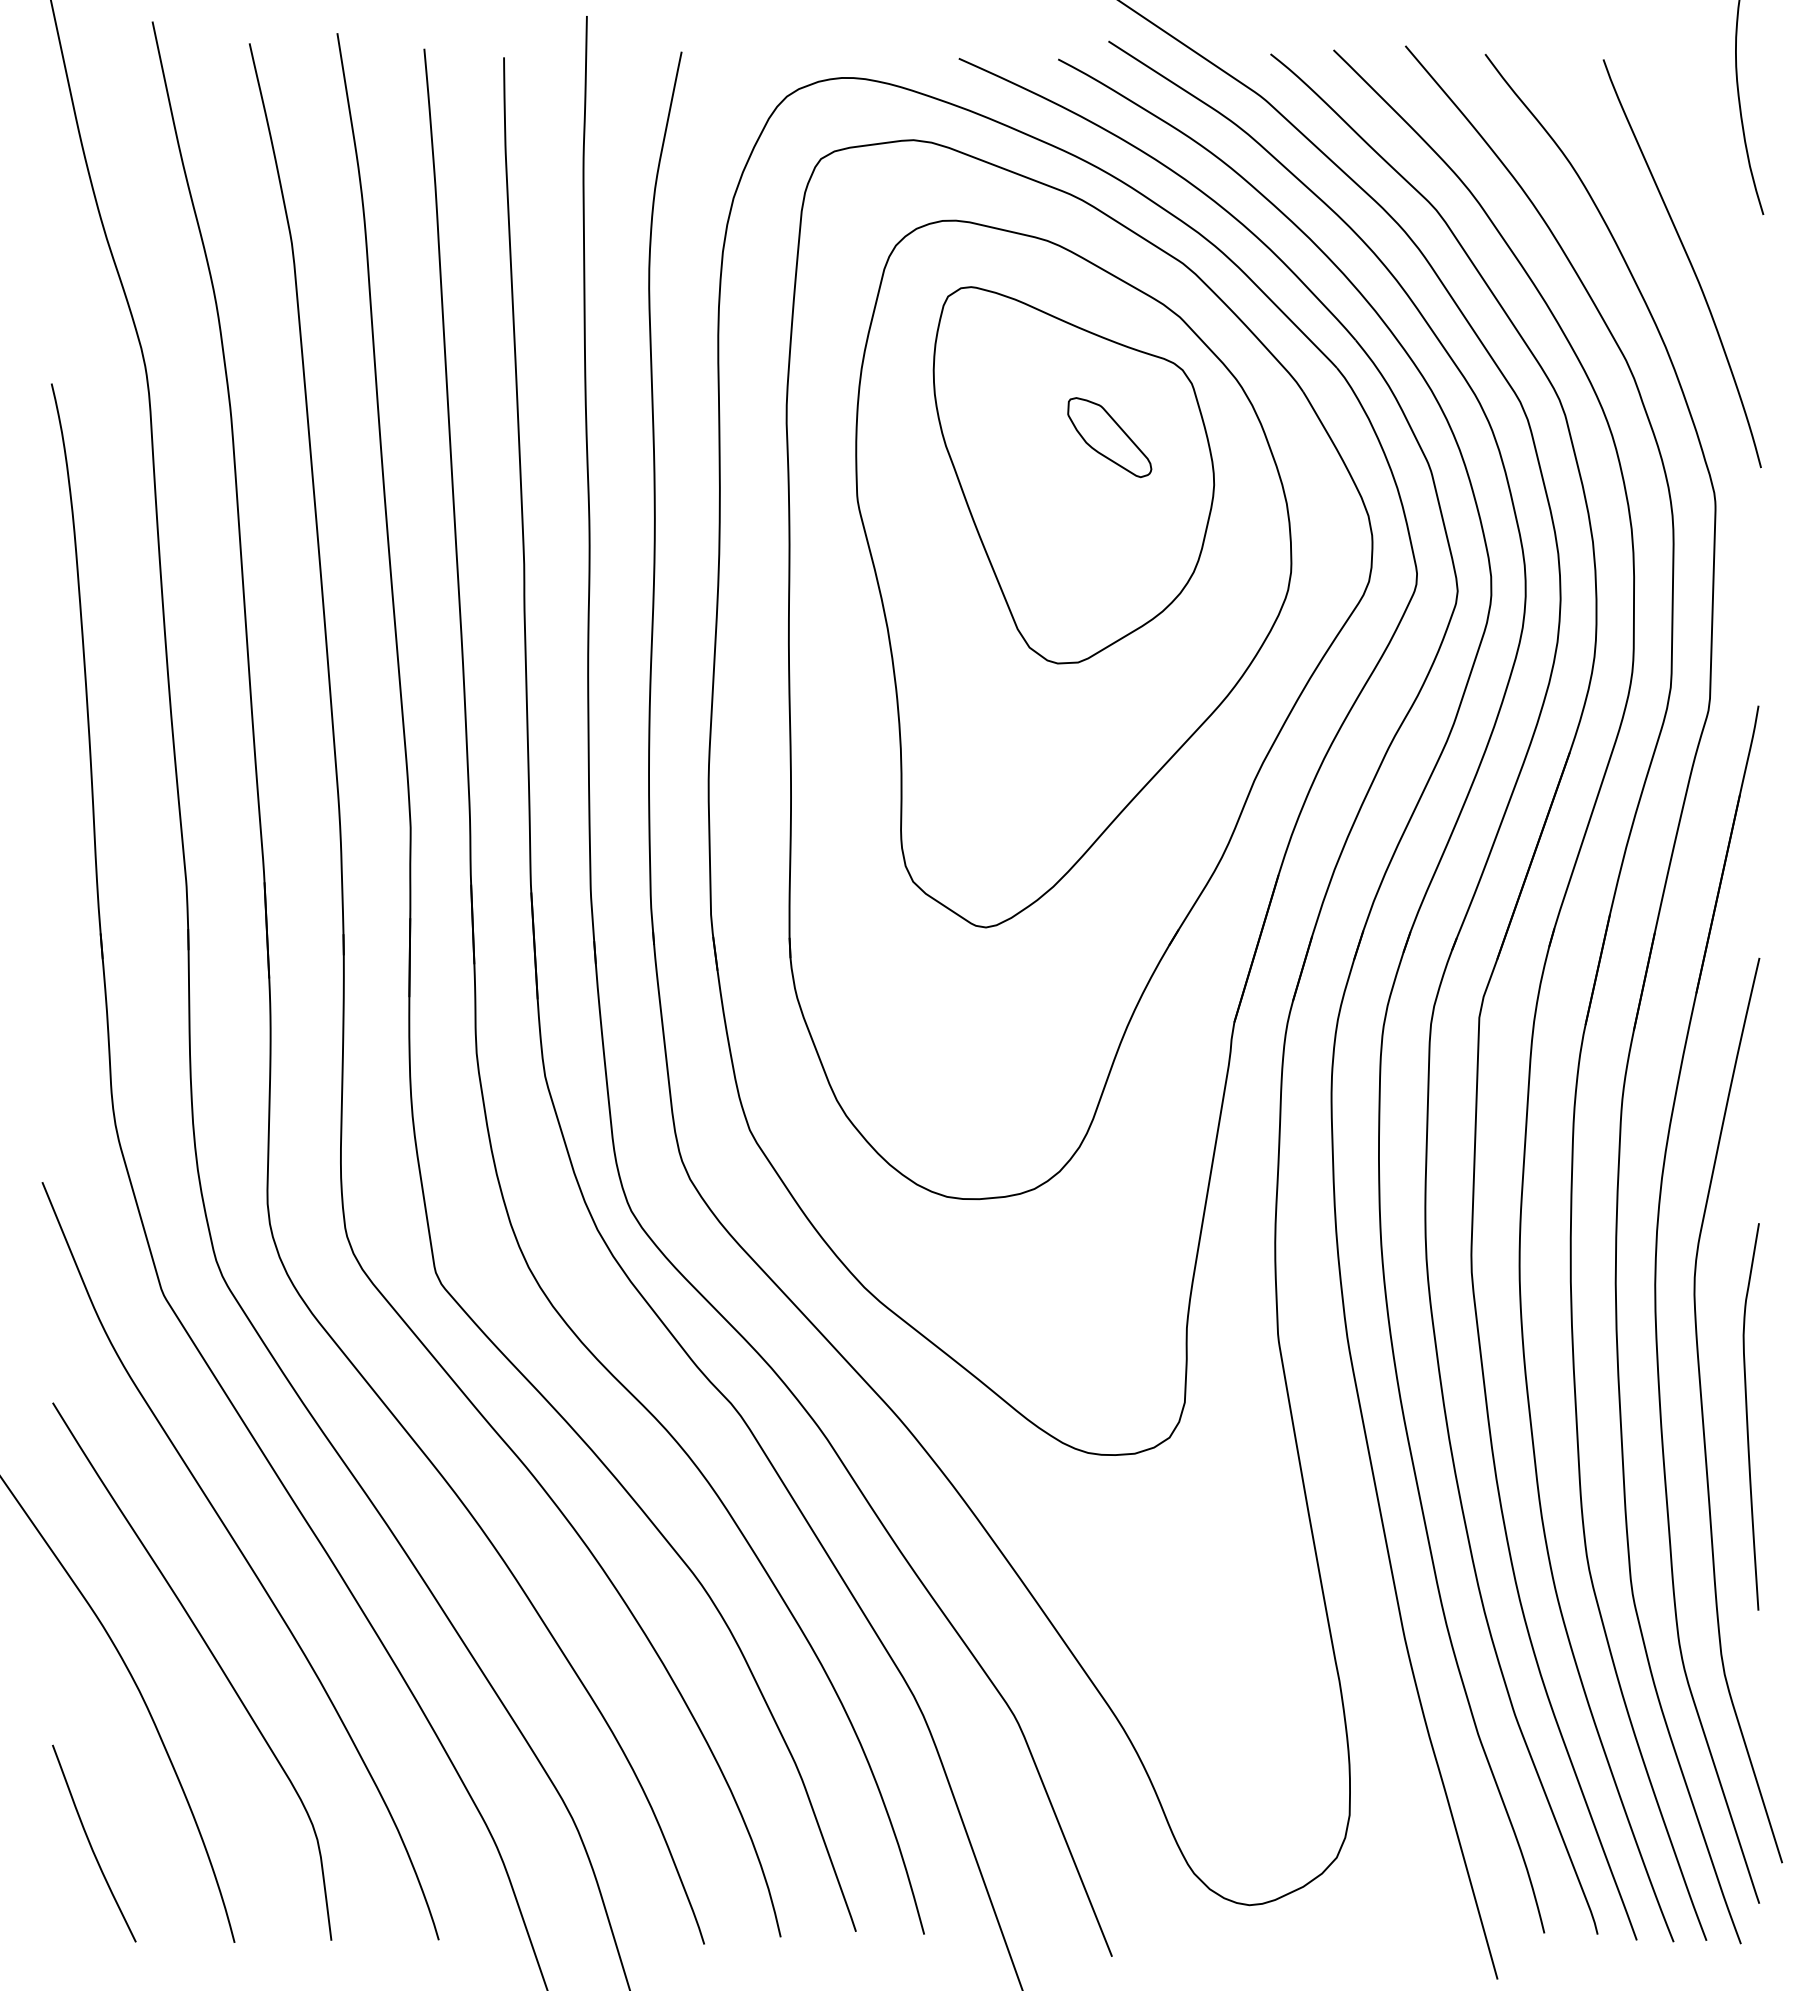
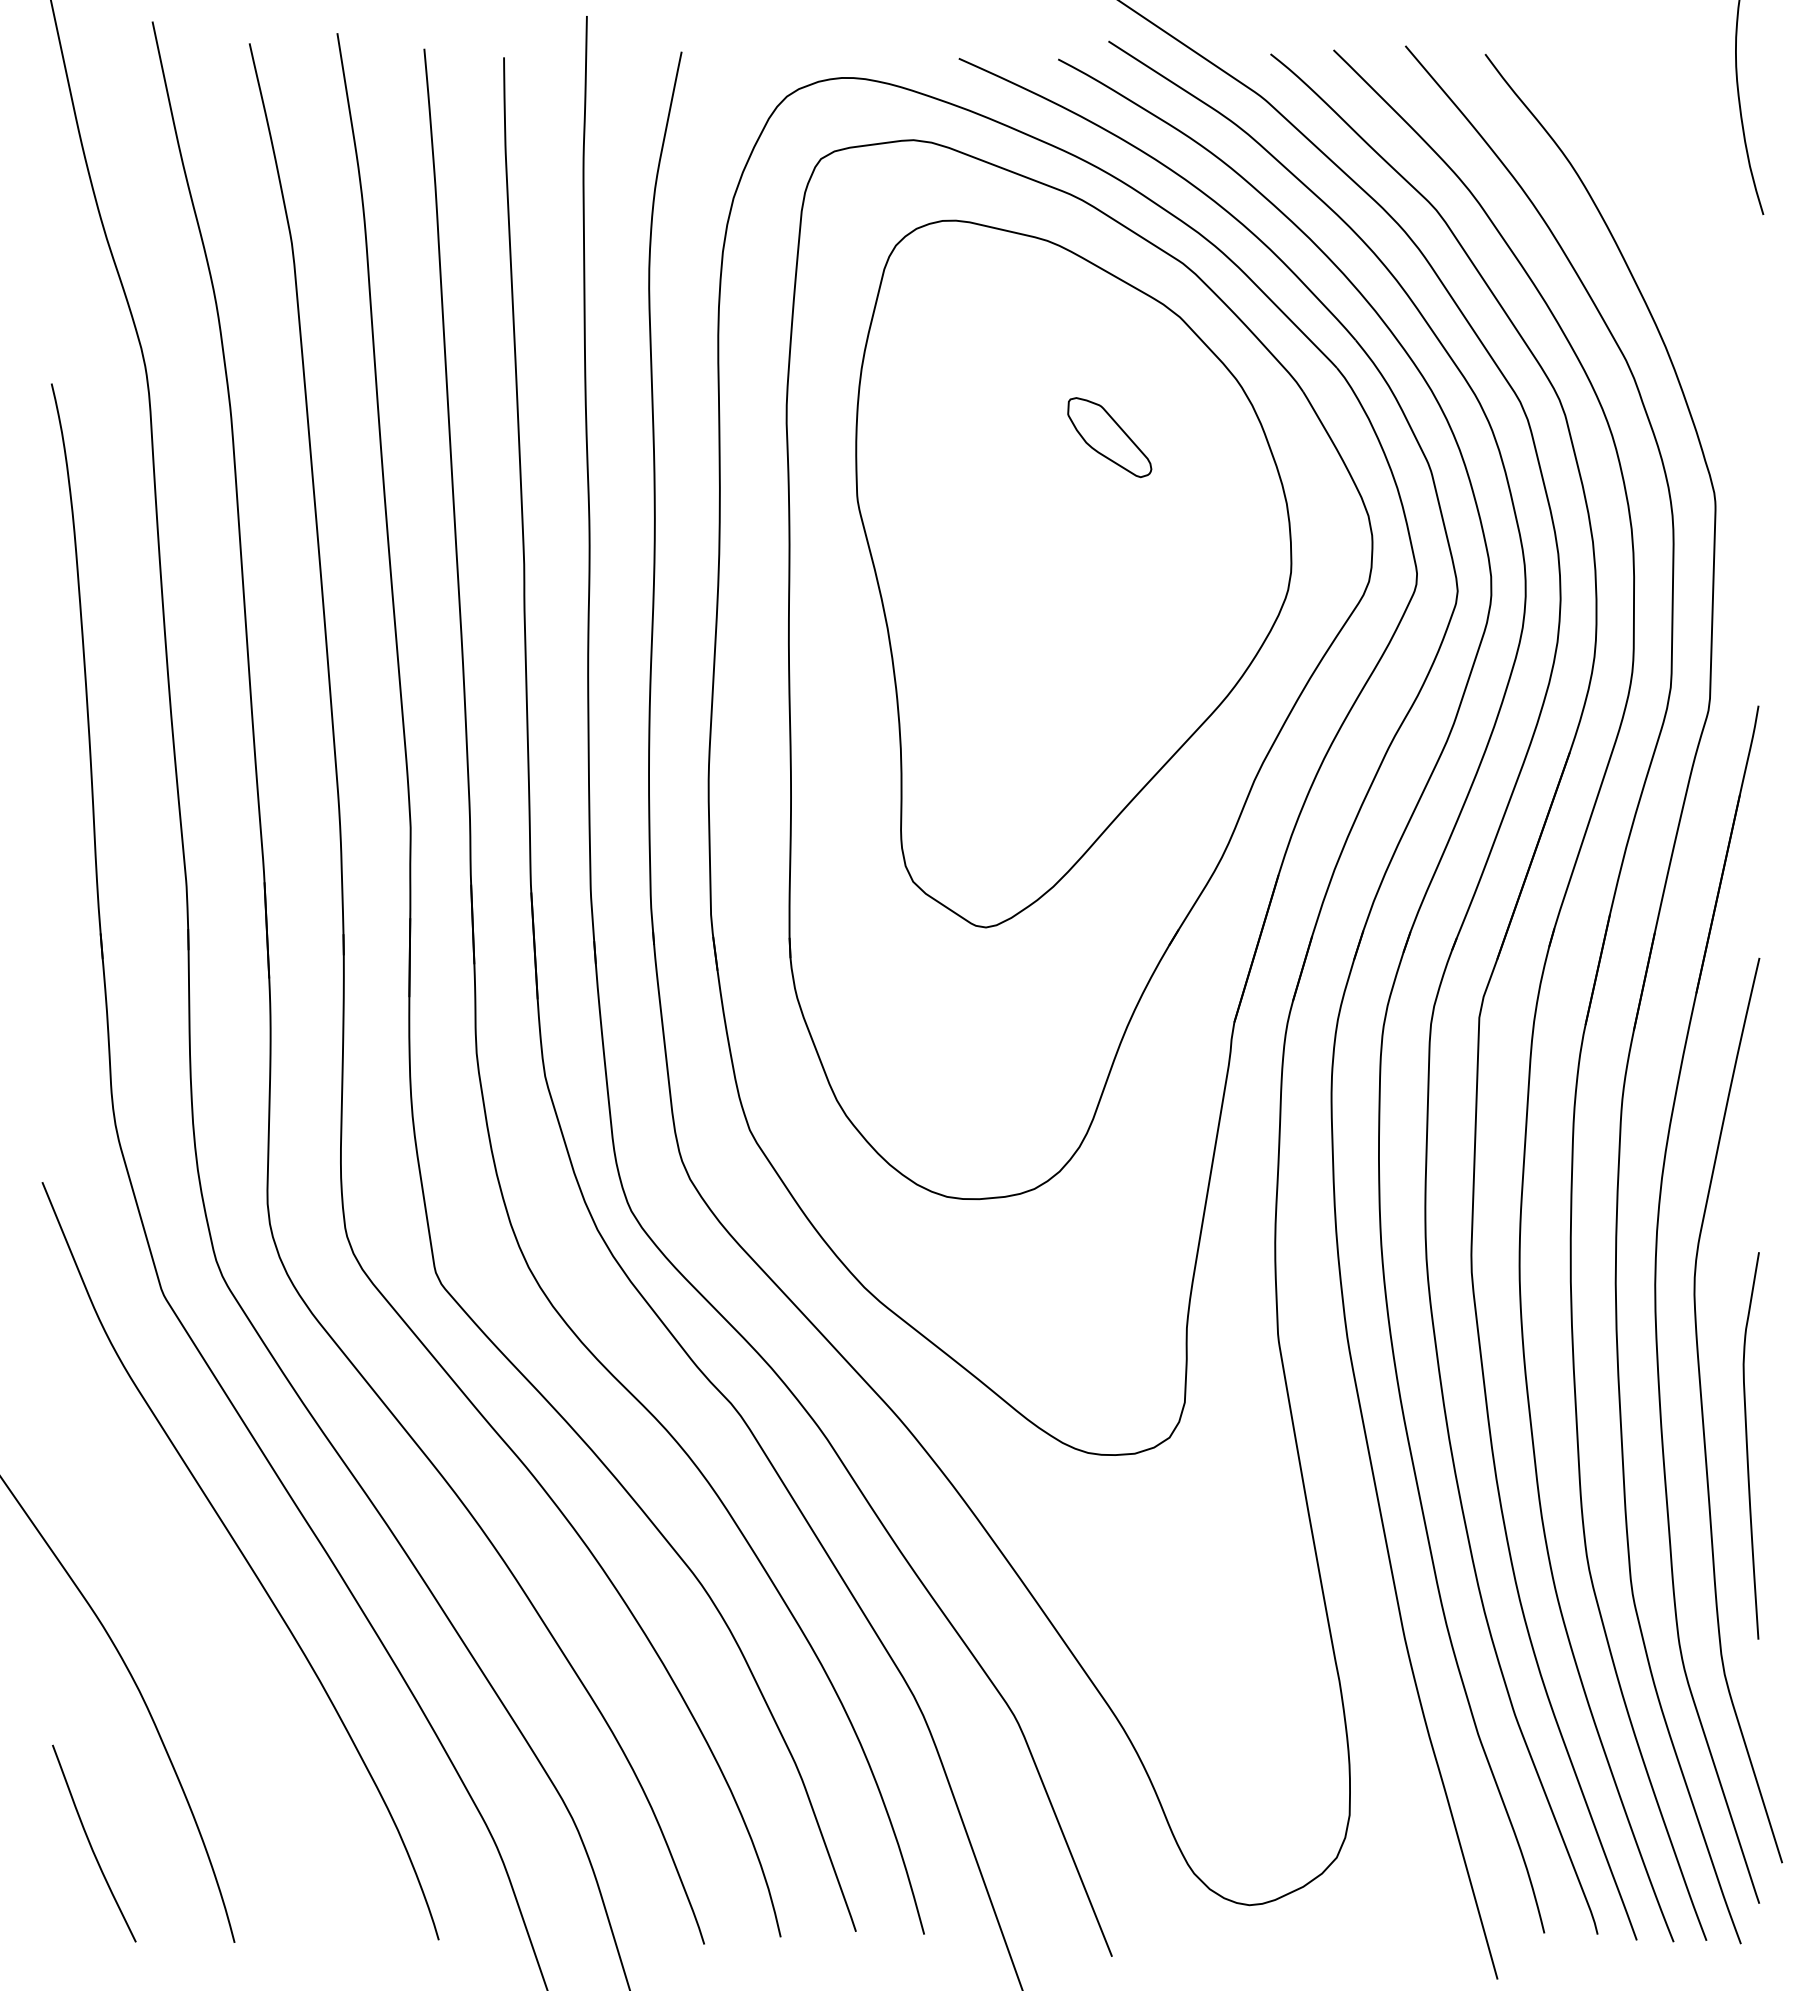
curve: present -> none (1688, 261)
part: present -> none (1073, 475)
curve position: (1747, 1416) -> (1747, 1445) (1747, 1445)
curve: present -> none (212, 1656)
